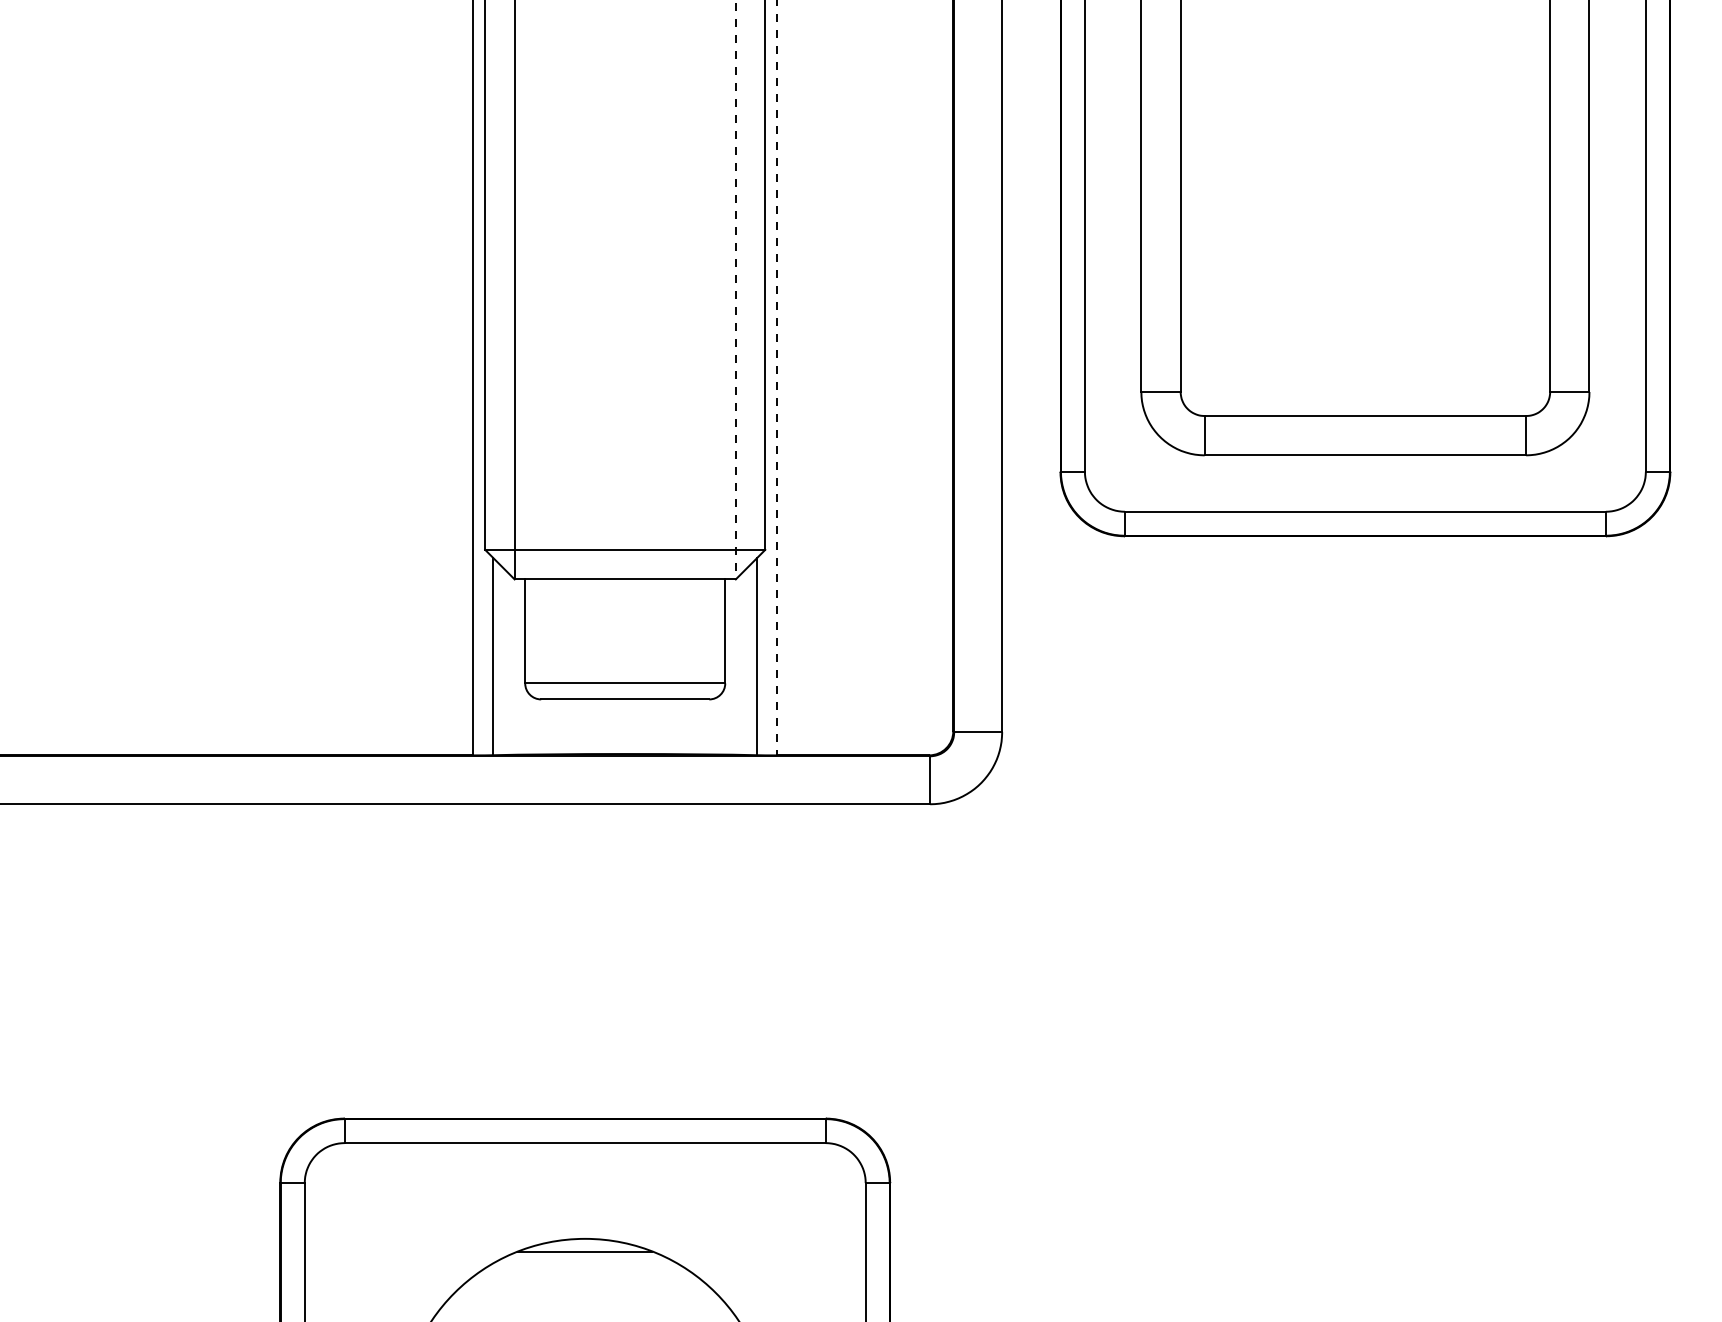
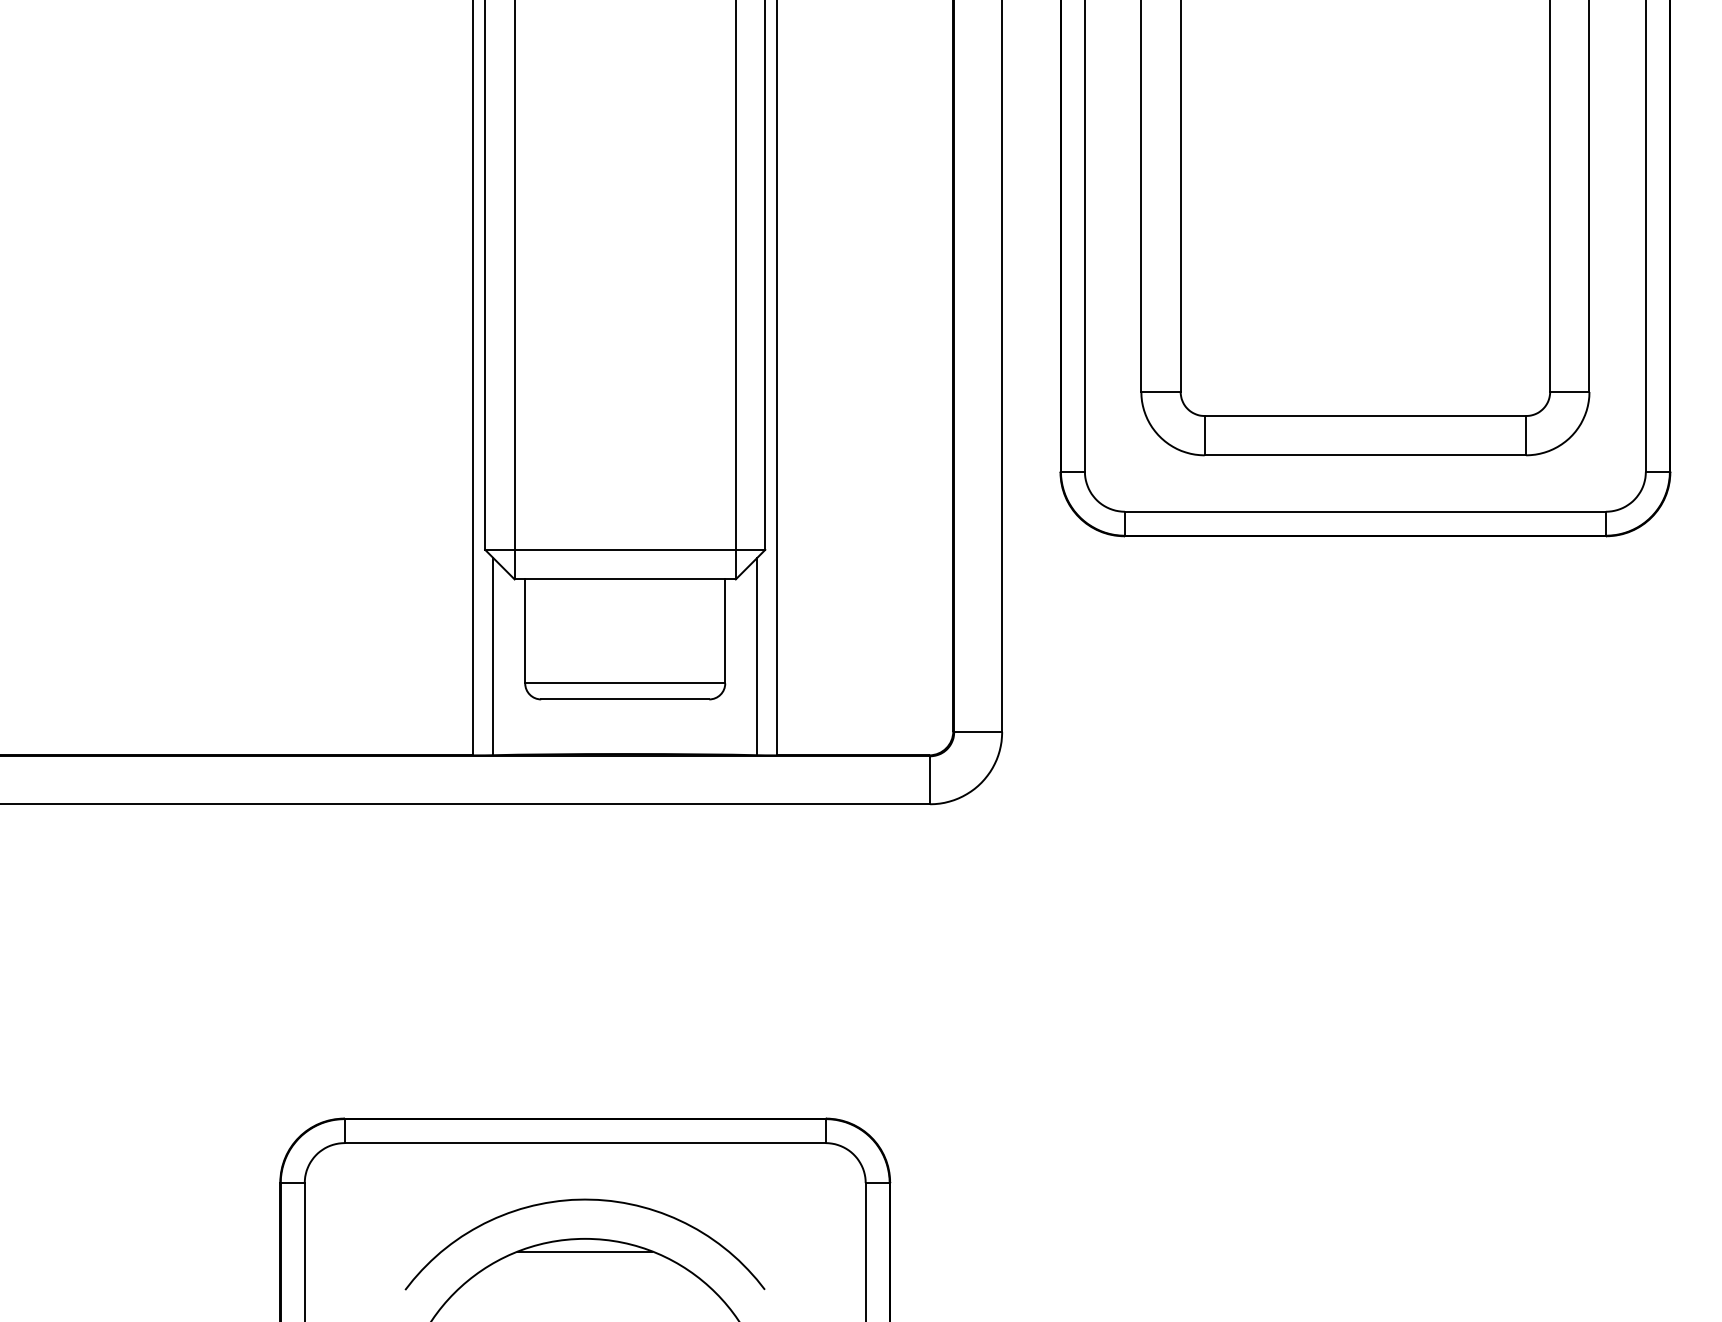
line: dashed -> solid (735, 290)
line: dashed -> solid (777, 378)
curve: none -> present (584, 1200)
